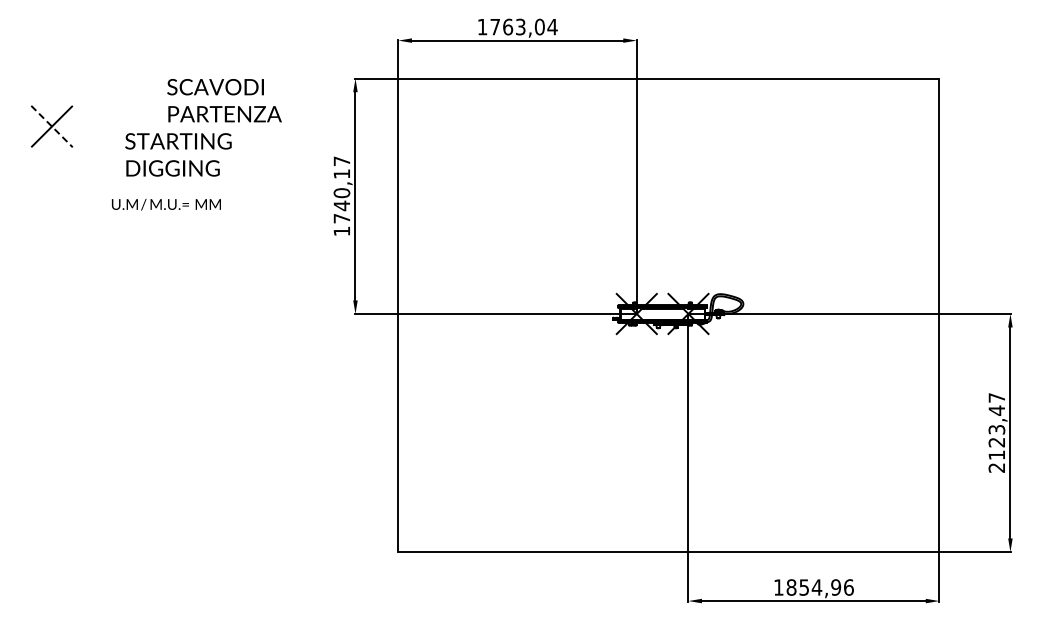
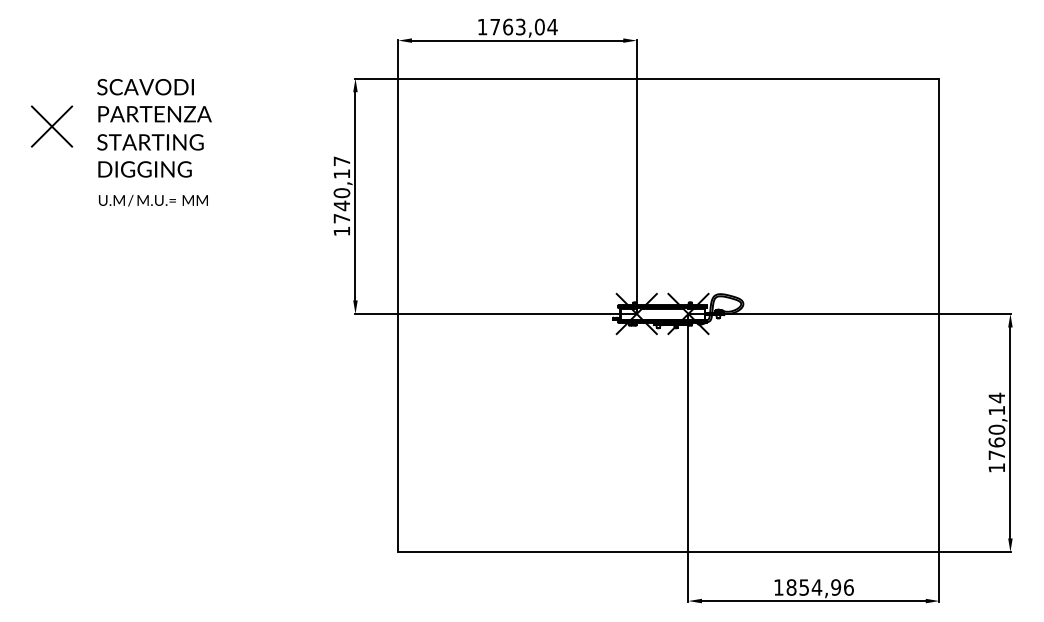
text position: (224, 100) -> (154, 100) (154, 100)
line: dashed -> solid (52, 126)
text position: (178, 154) -> (150, 155) (150, 155)
text position: (166, 204) -> (153, 200) (153, 200)
text: 2123,47 -> 1760,14 (996, 432)
